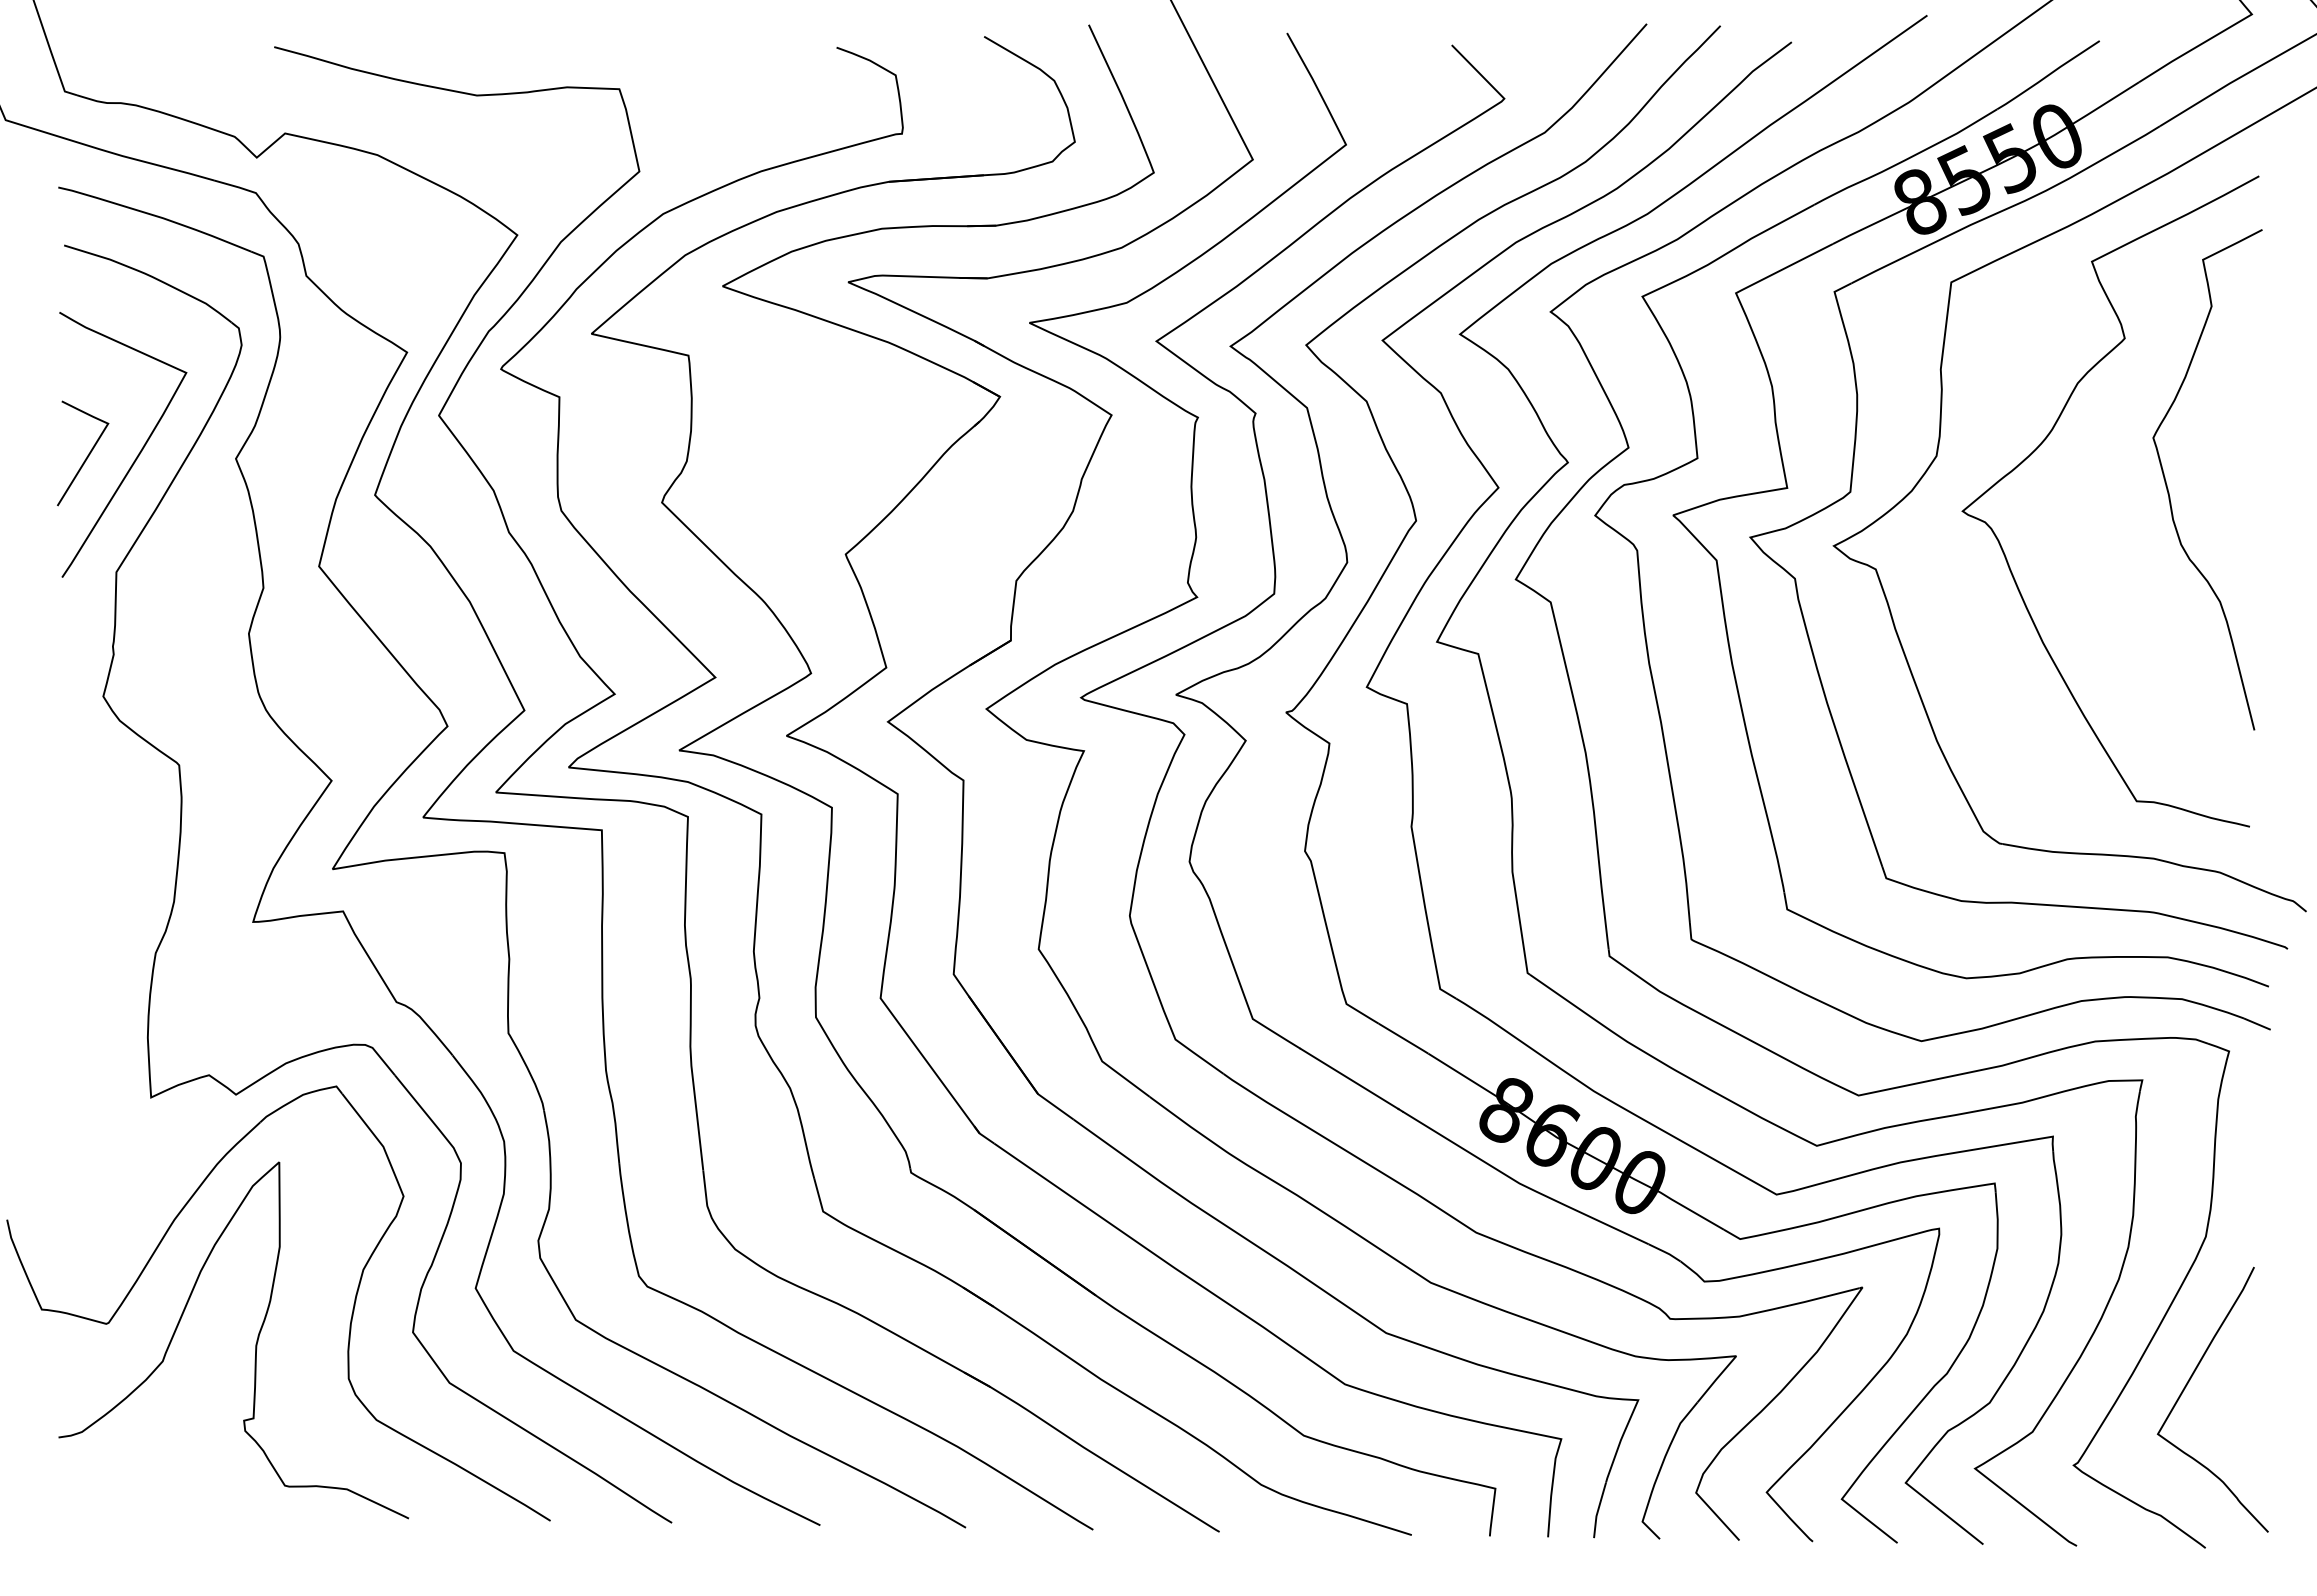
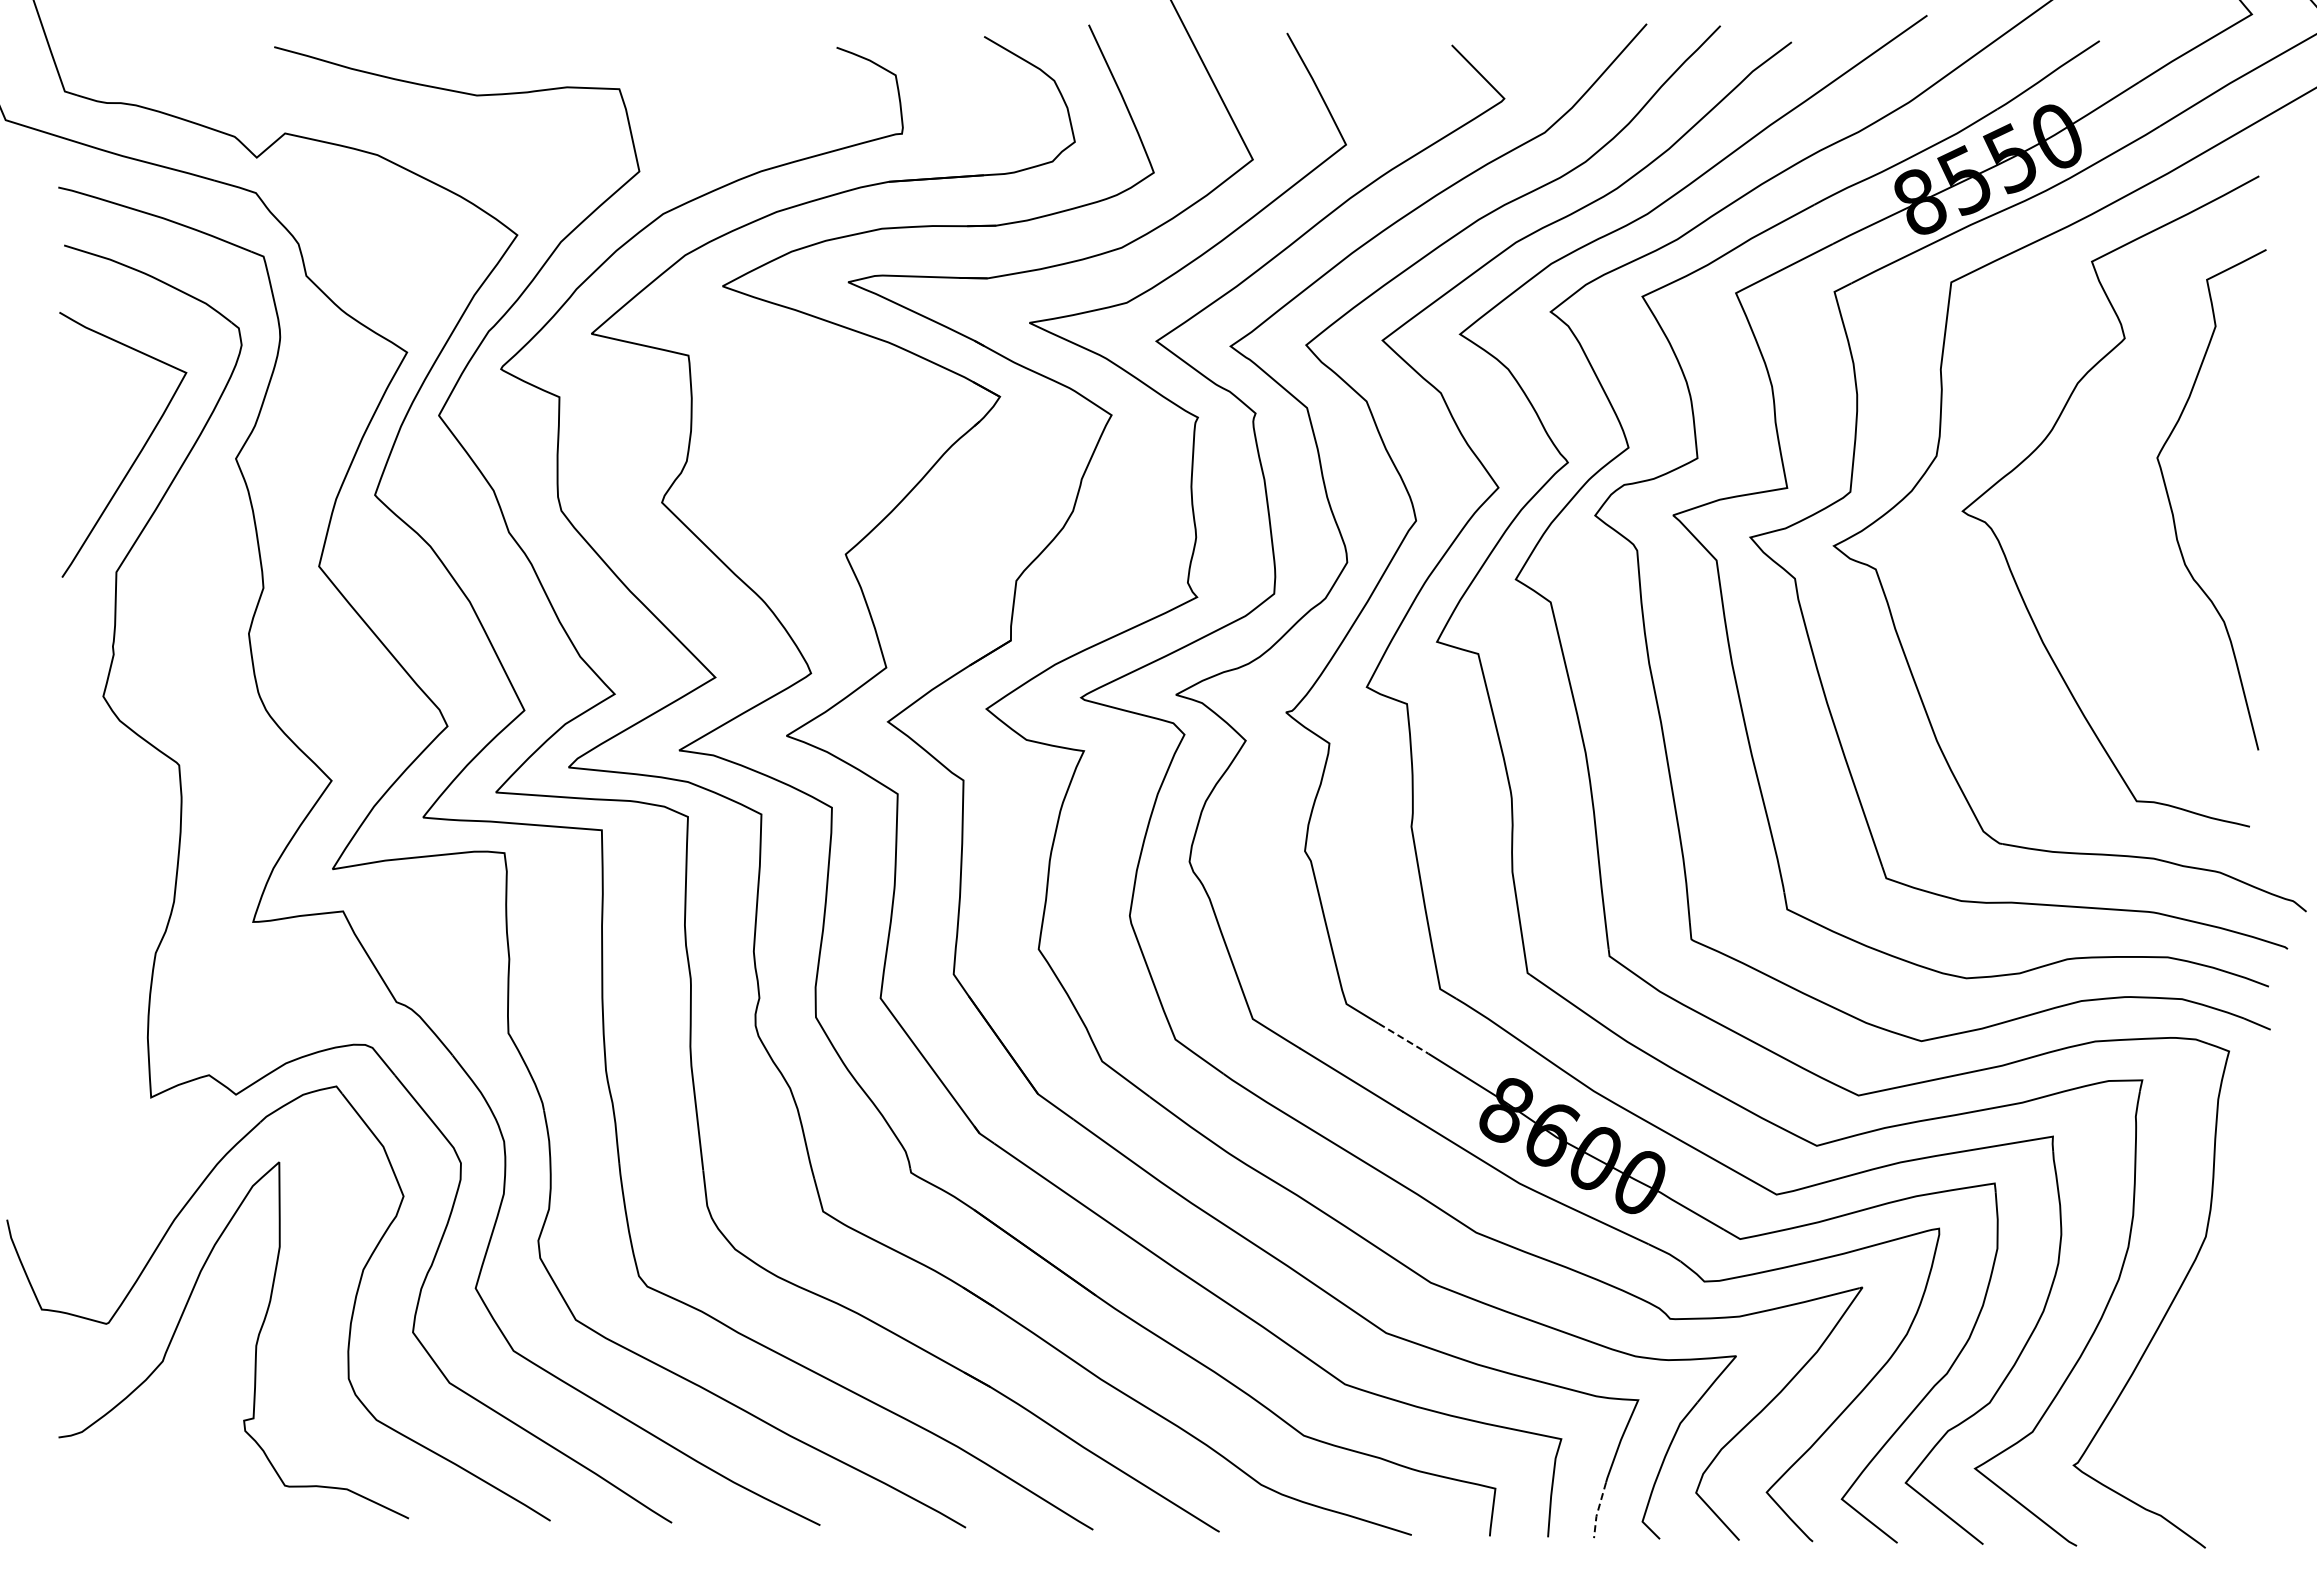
line: present -> none (86, 456)
curve position: (2168, 488) -> (2172, 508) (2172, 508)
line: solid -> dashed (1403, 1038)
curve: present -> none (2186, 1387)
line: solid -> dashed (1598, 1510)
